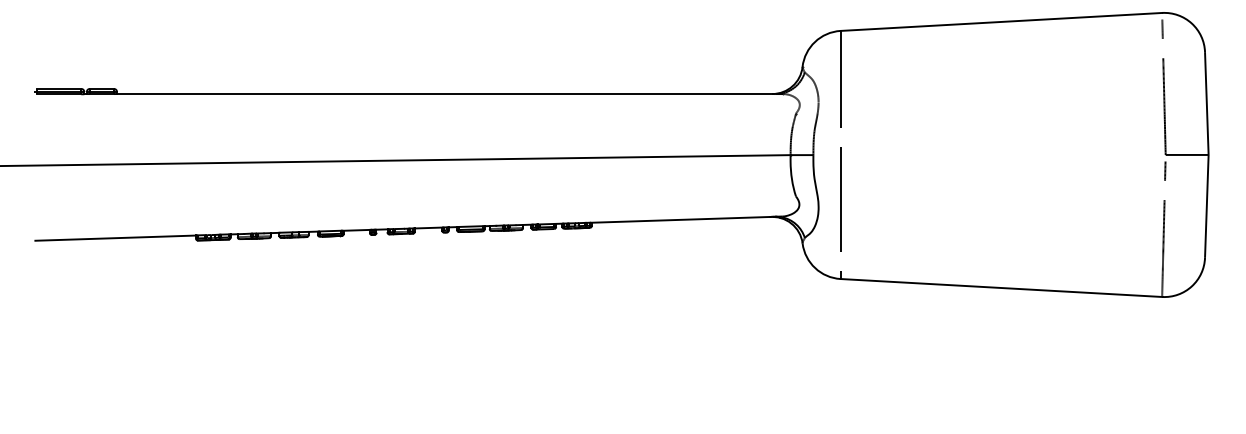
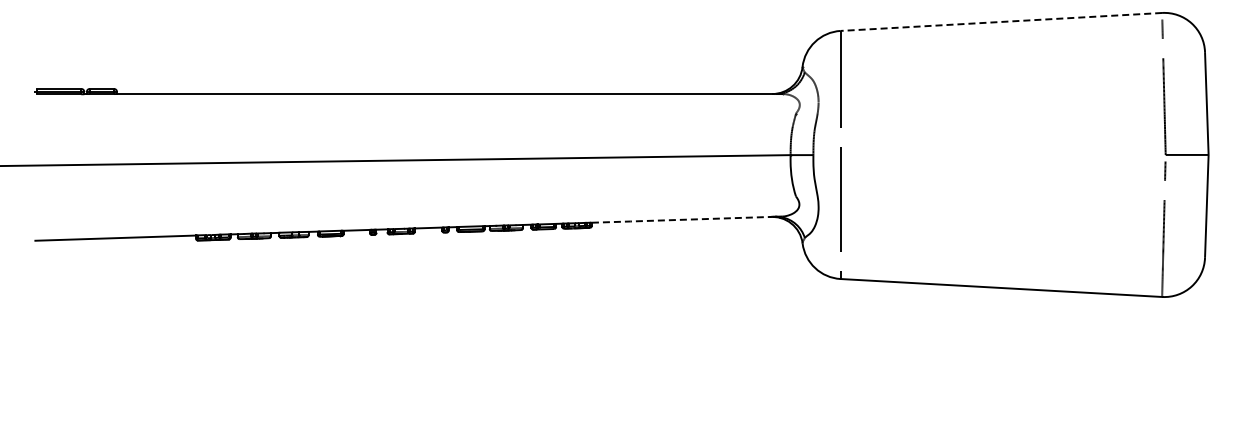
line: solid -> dashed (1001, 21)
line: solid -> dashed (680, 219)
